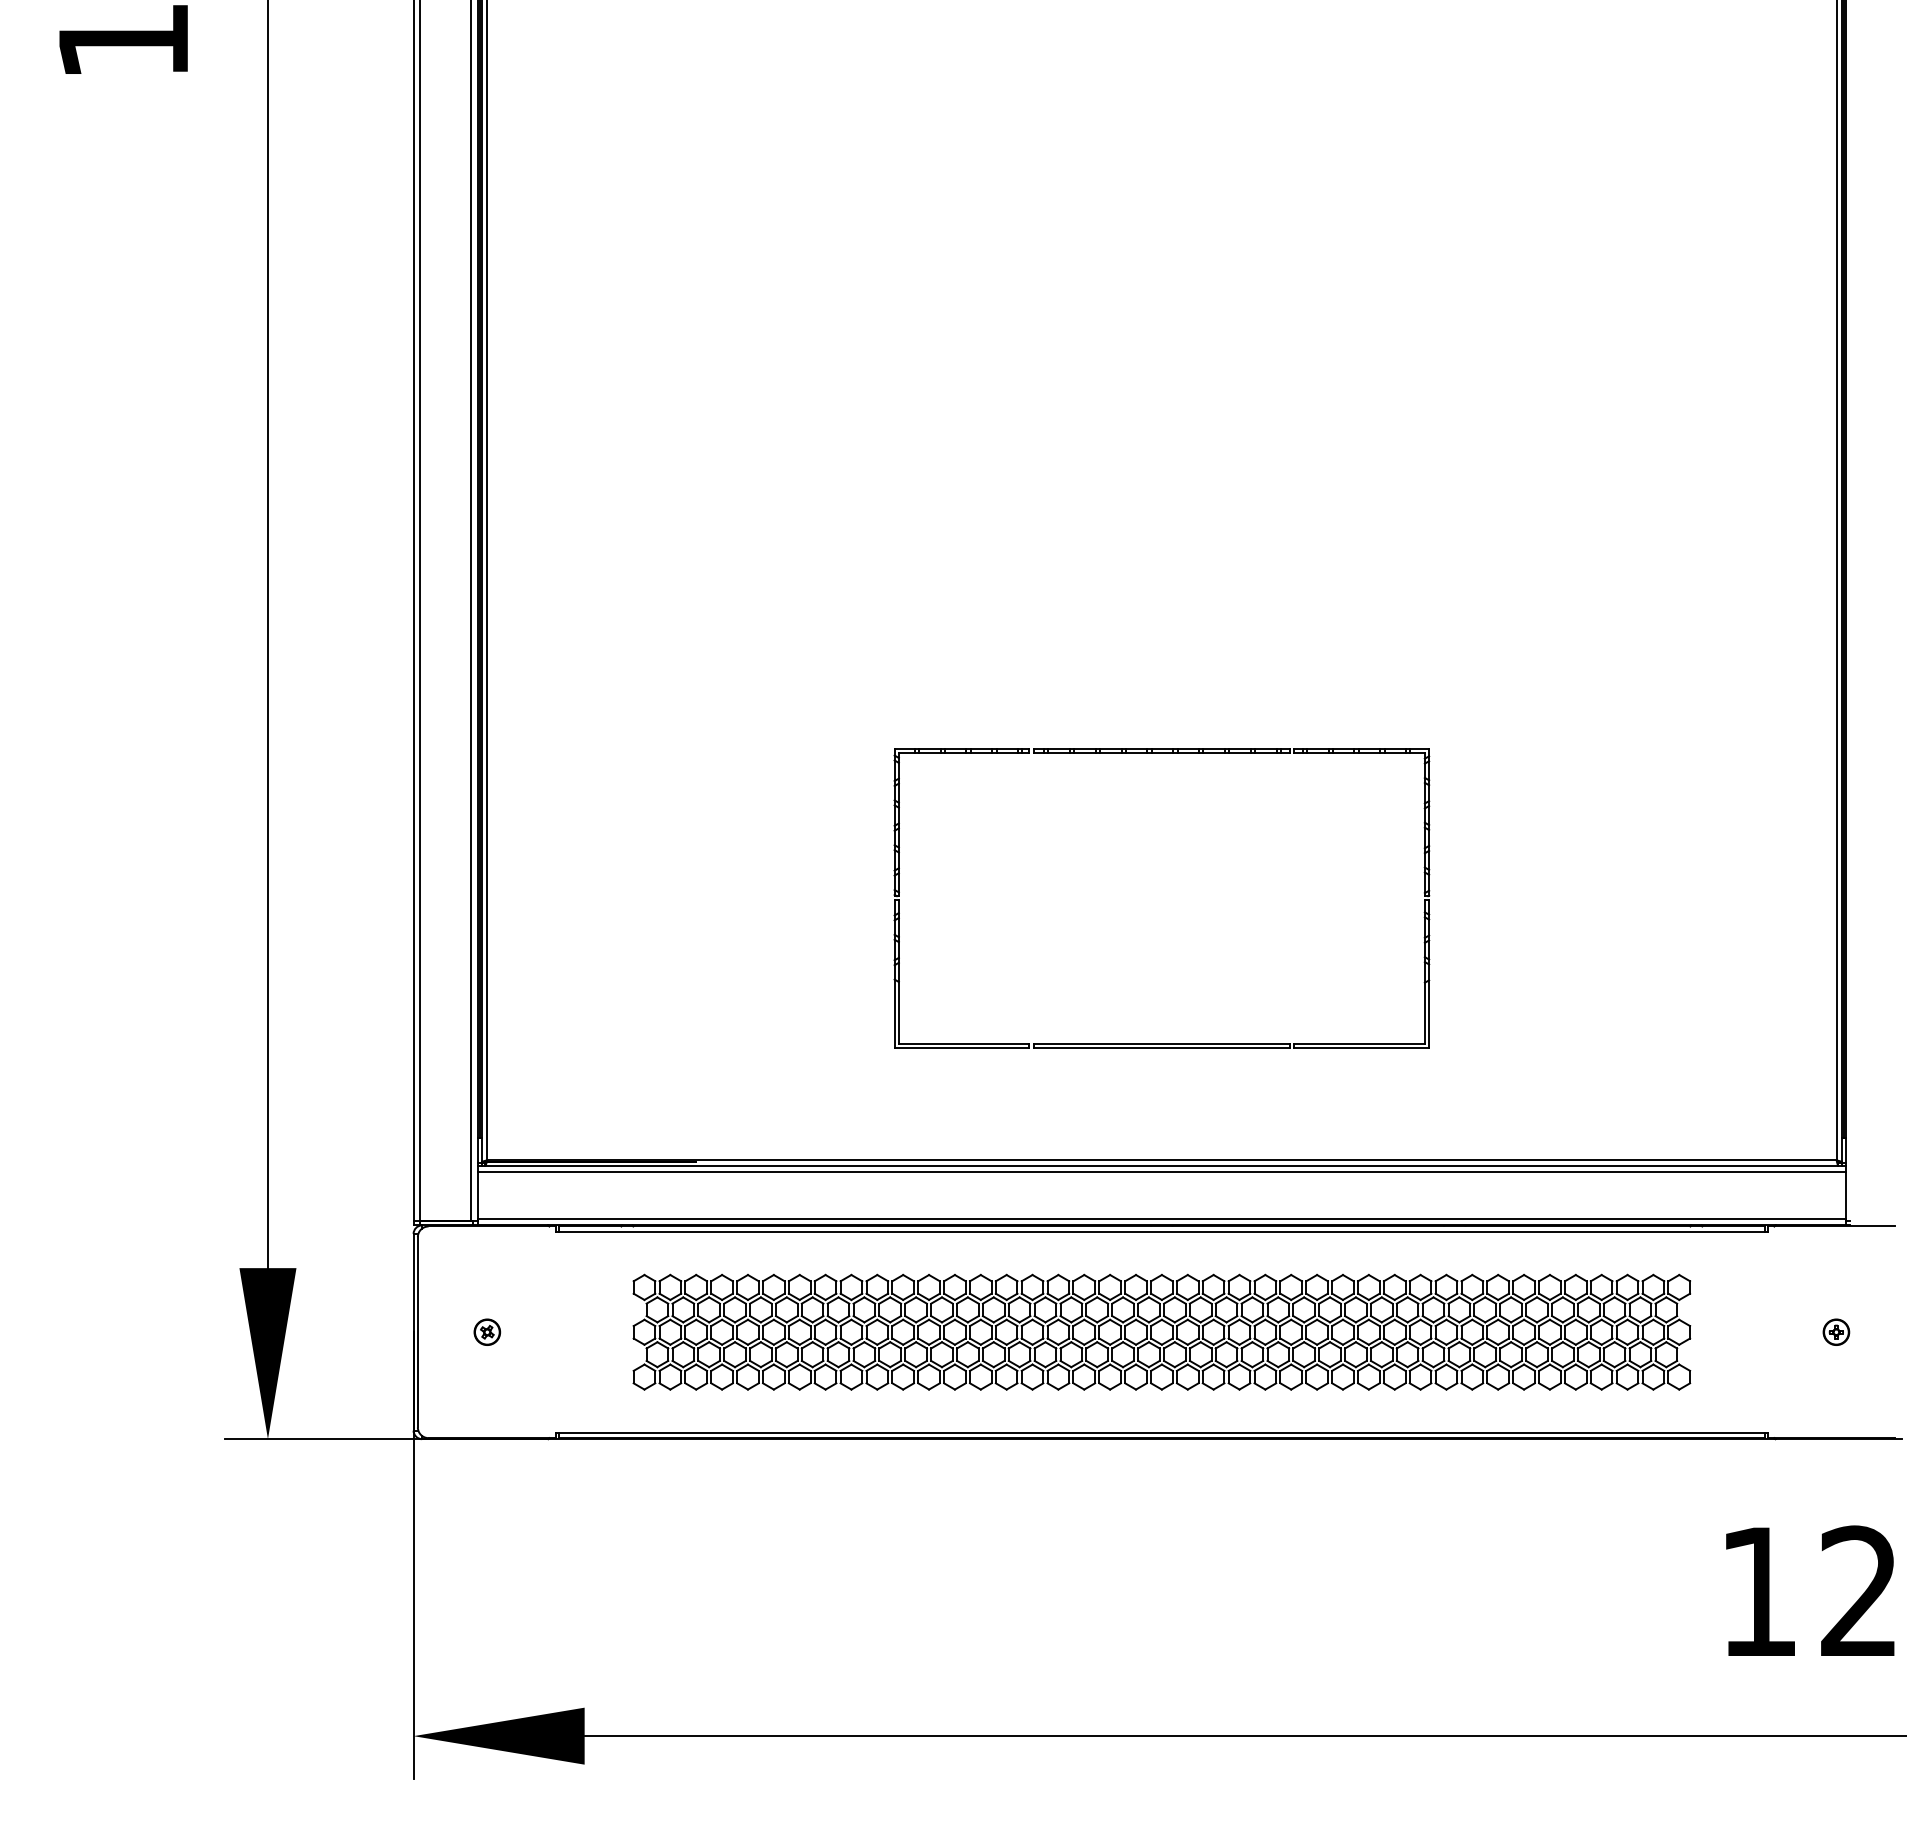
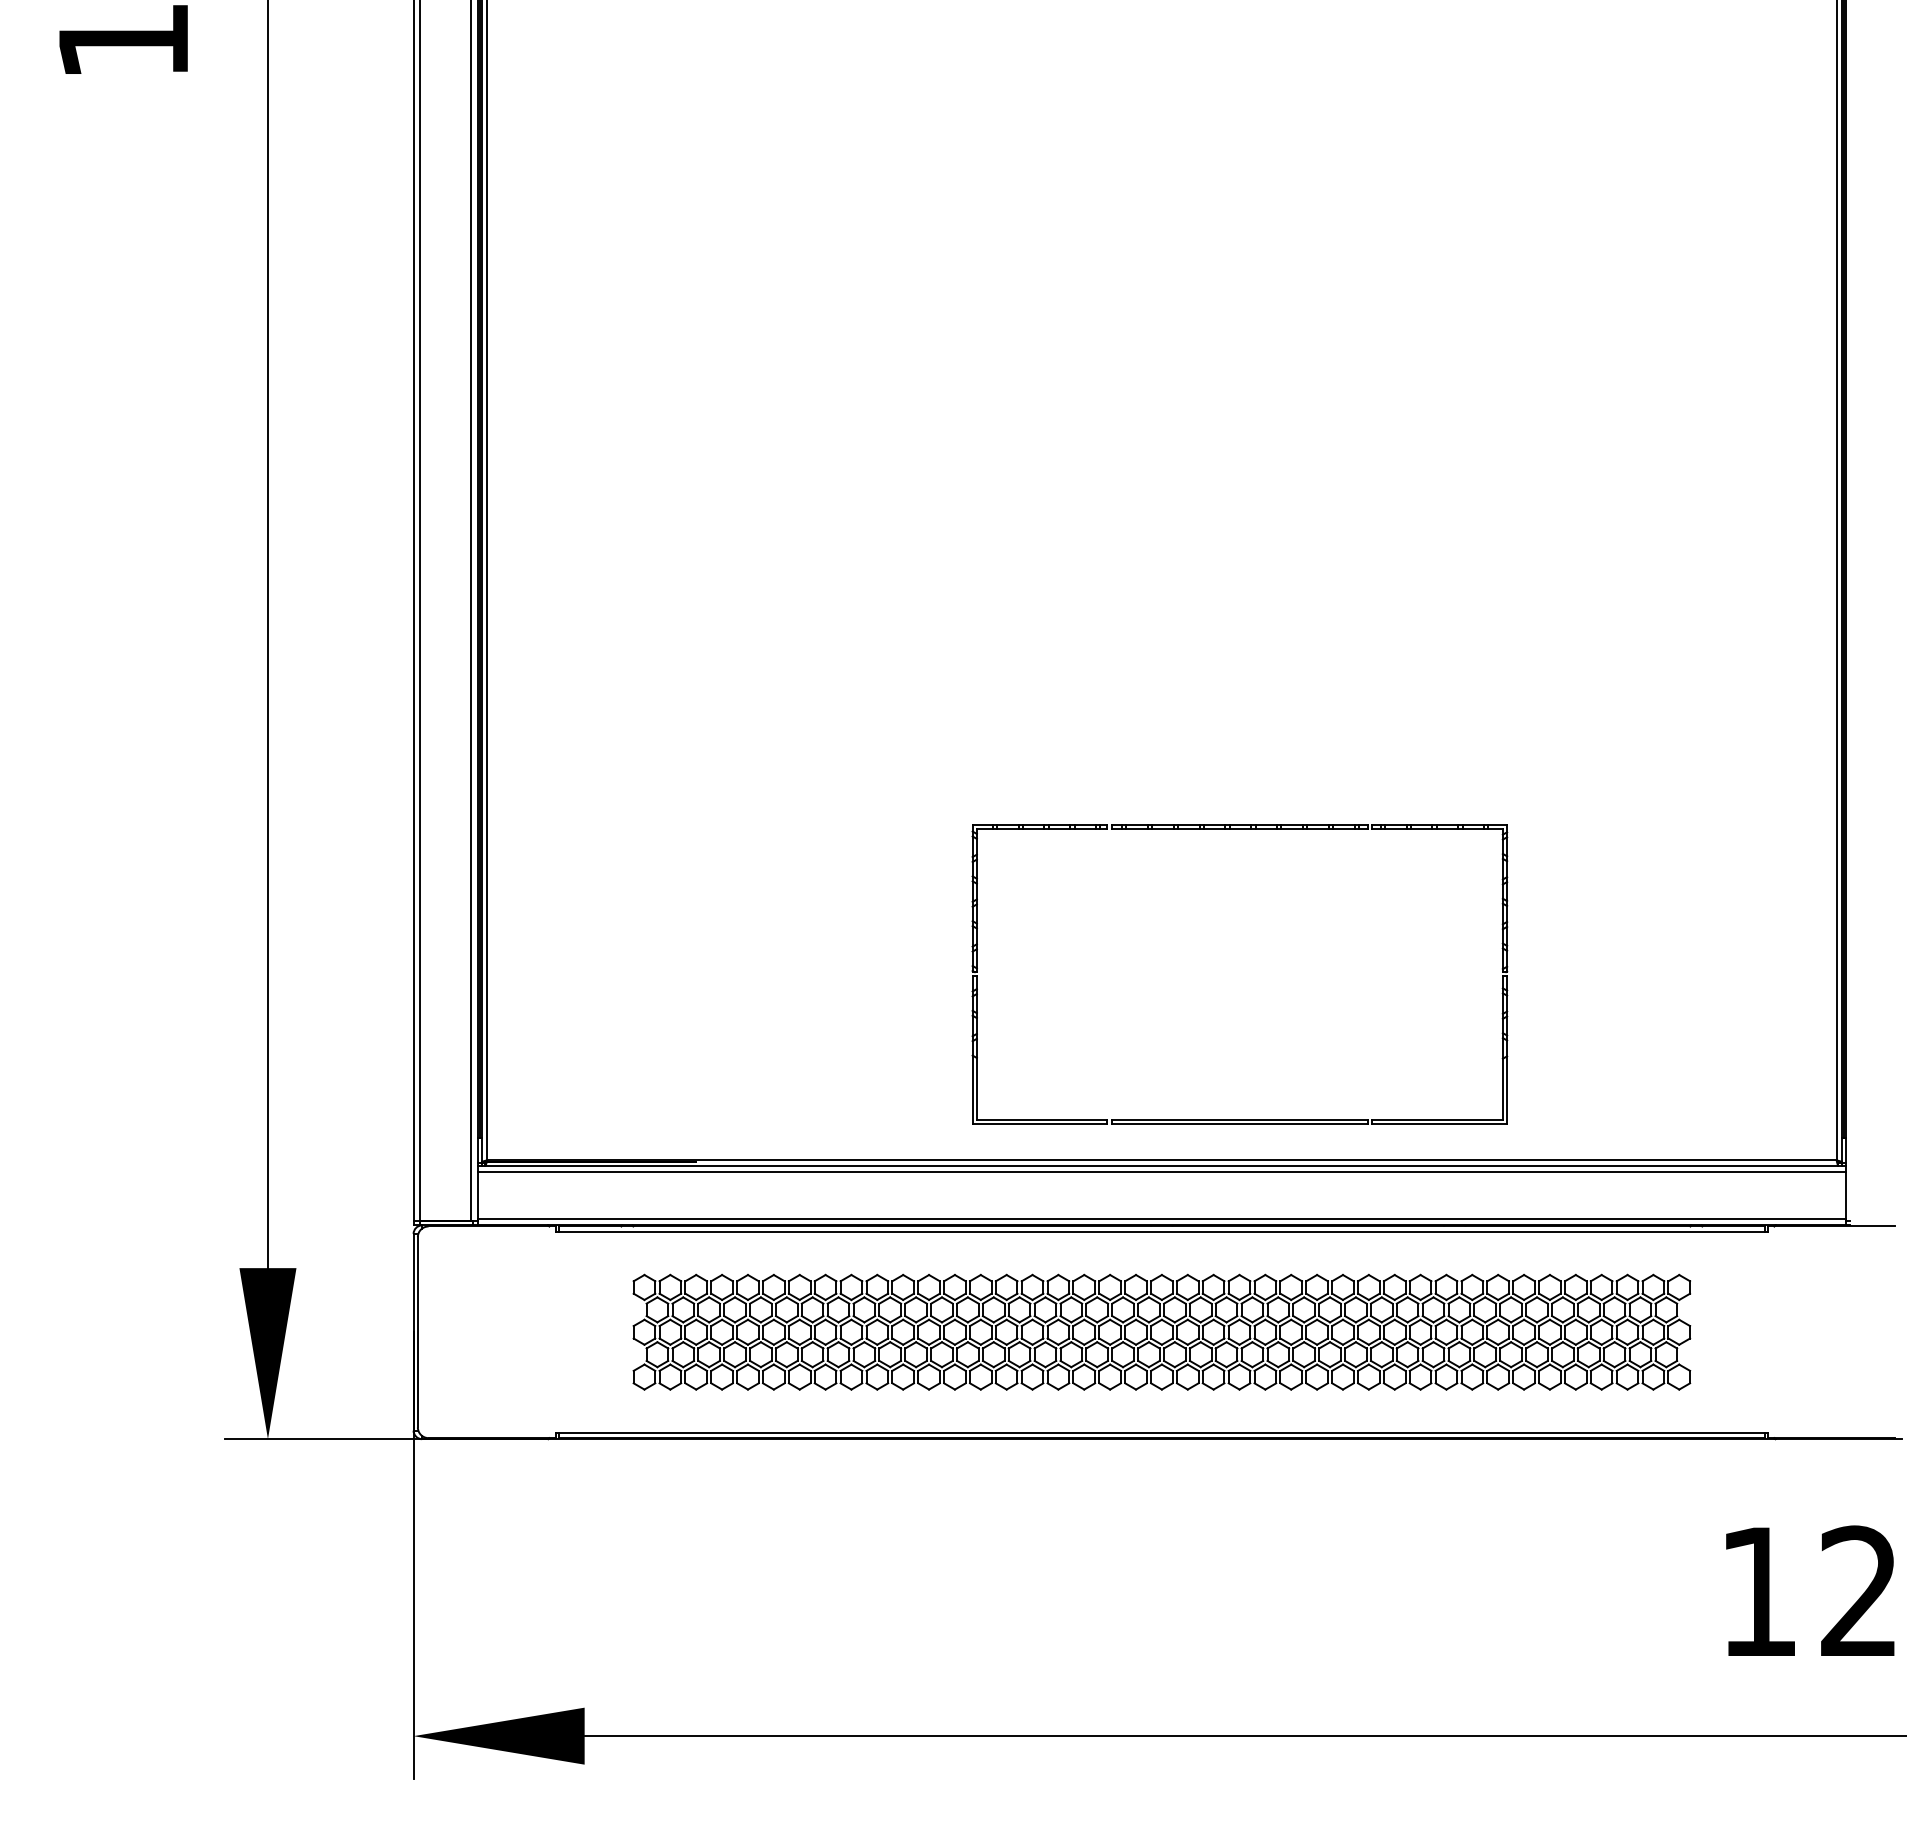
part position: (1161, 753) -> (1239, 829) (1239, 829)
part: present -> none (487, 1331)
part: present -> none (1836, 1331)
